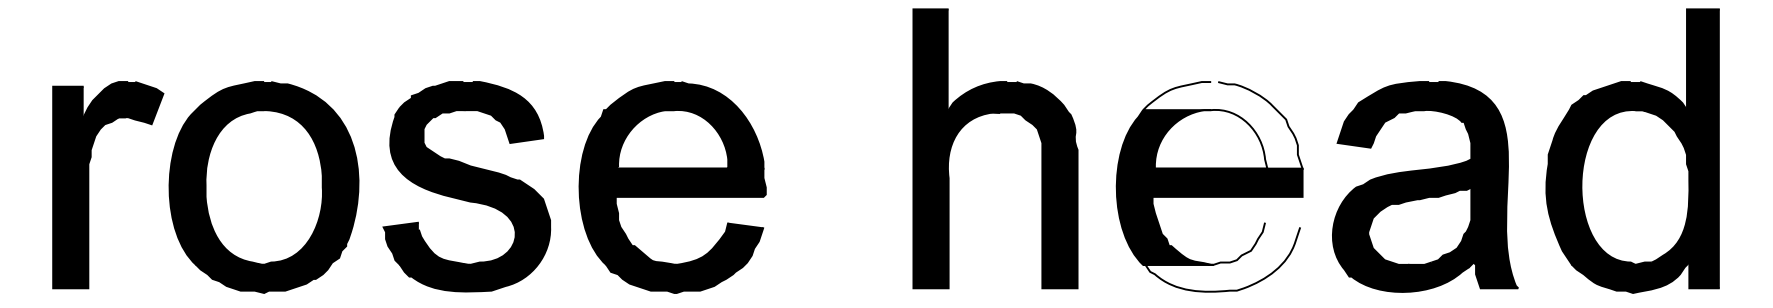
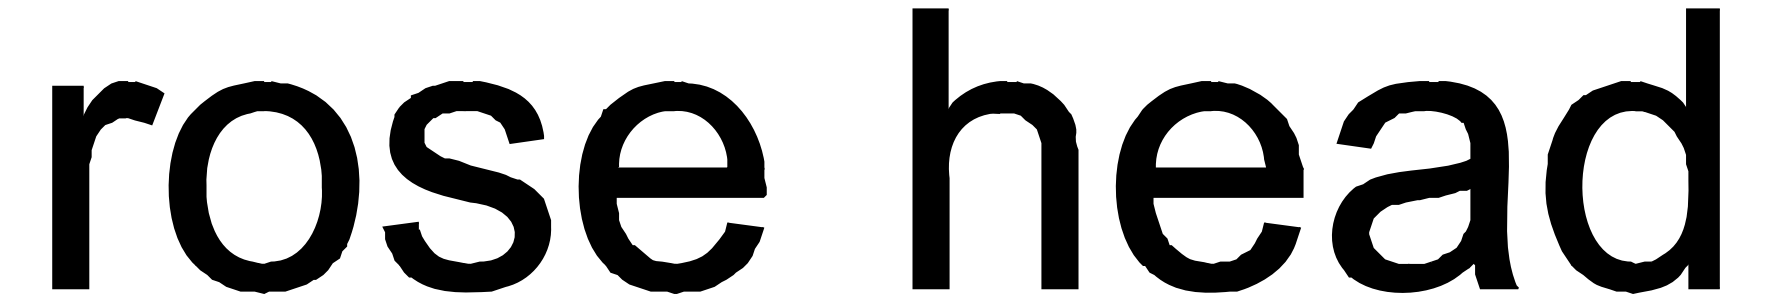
fill: none -> present (1222, 125)
fill: none -> present (1221, 256)
